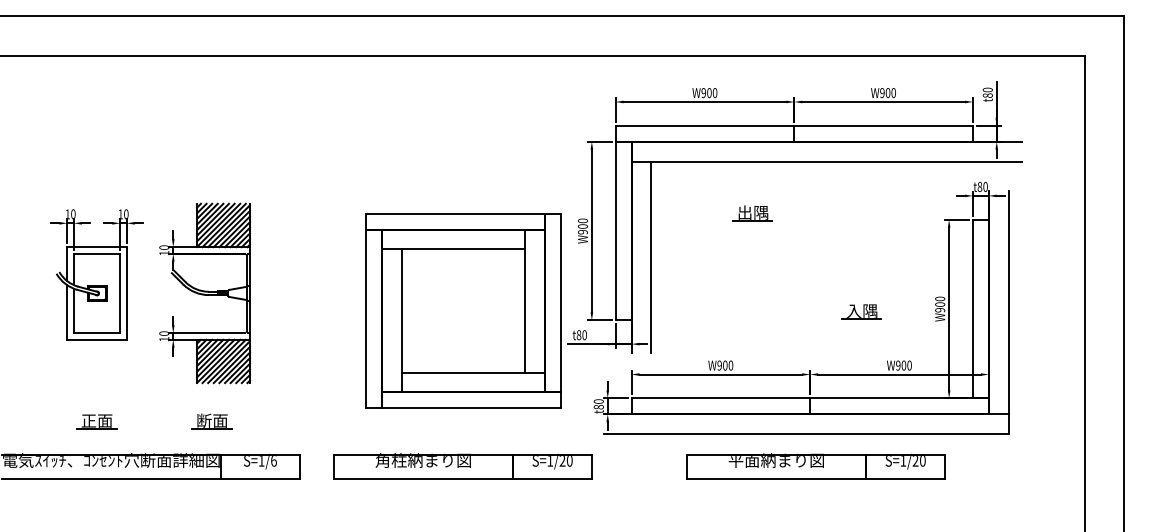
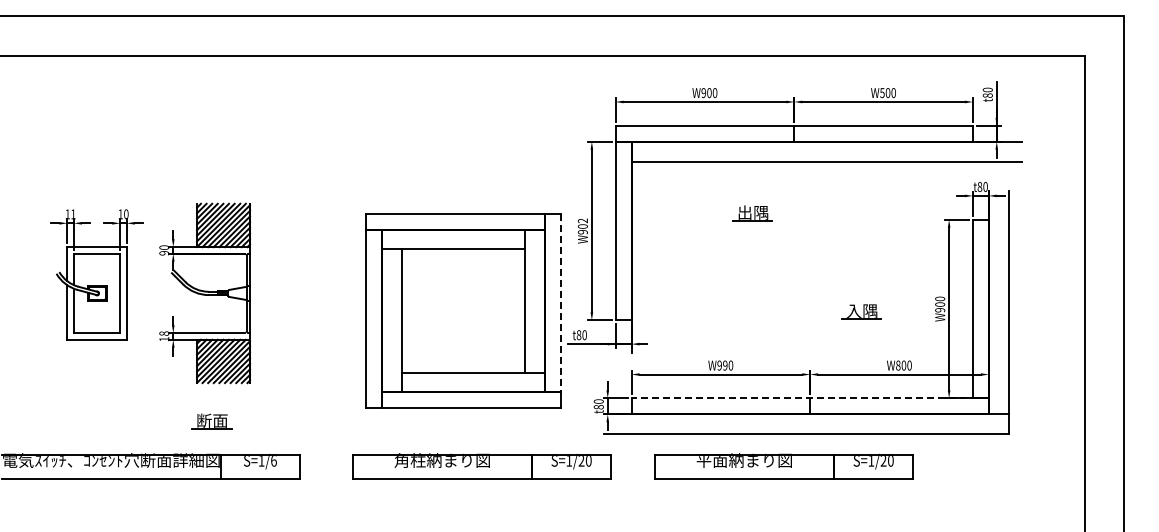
text: W900 -> W500 (882, 92)
text: 10 -> 11 (73, 214)
text: W900 -> W902 (582, 220)
text: 10 -> 90 (164, 253)
line: present -> none (651, 257)
line: solid -> dashed (560, 303)
text: 10 -> 18 (164, 333)
text: W900 -> W990 (725, 365)
text: W900 -> W800 (898, 365)
line: solid -> dashed (810, 398)
part: present -> none (96, 421)
part position: (462, 466) -> (481, 466) (481, 466)
part position: (815, 466) -> (783, 466) (783, 466)
